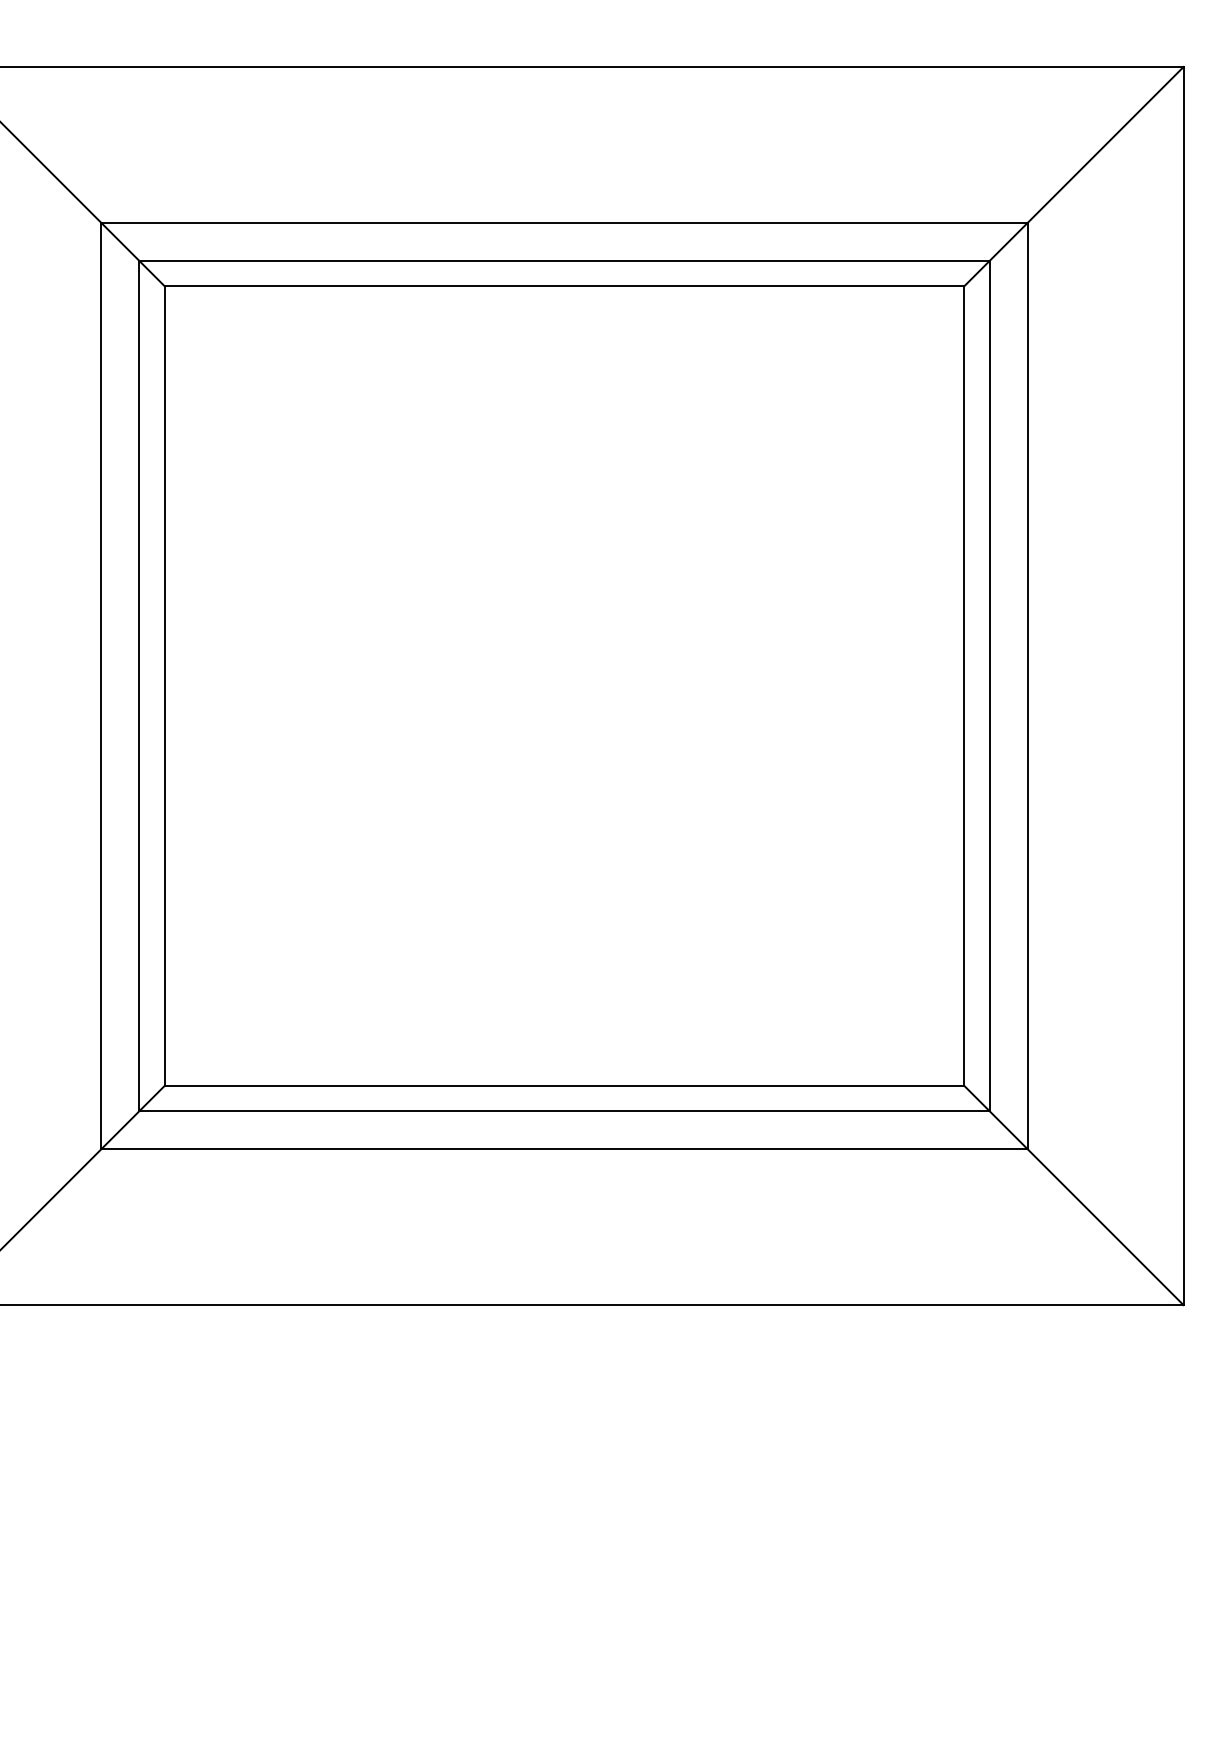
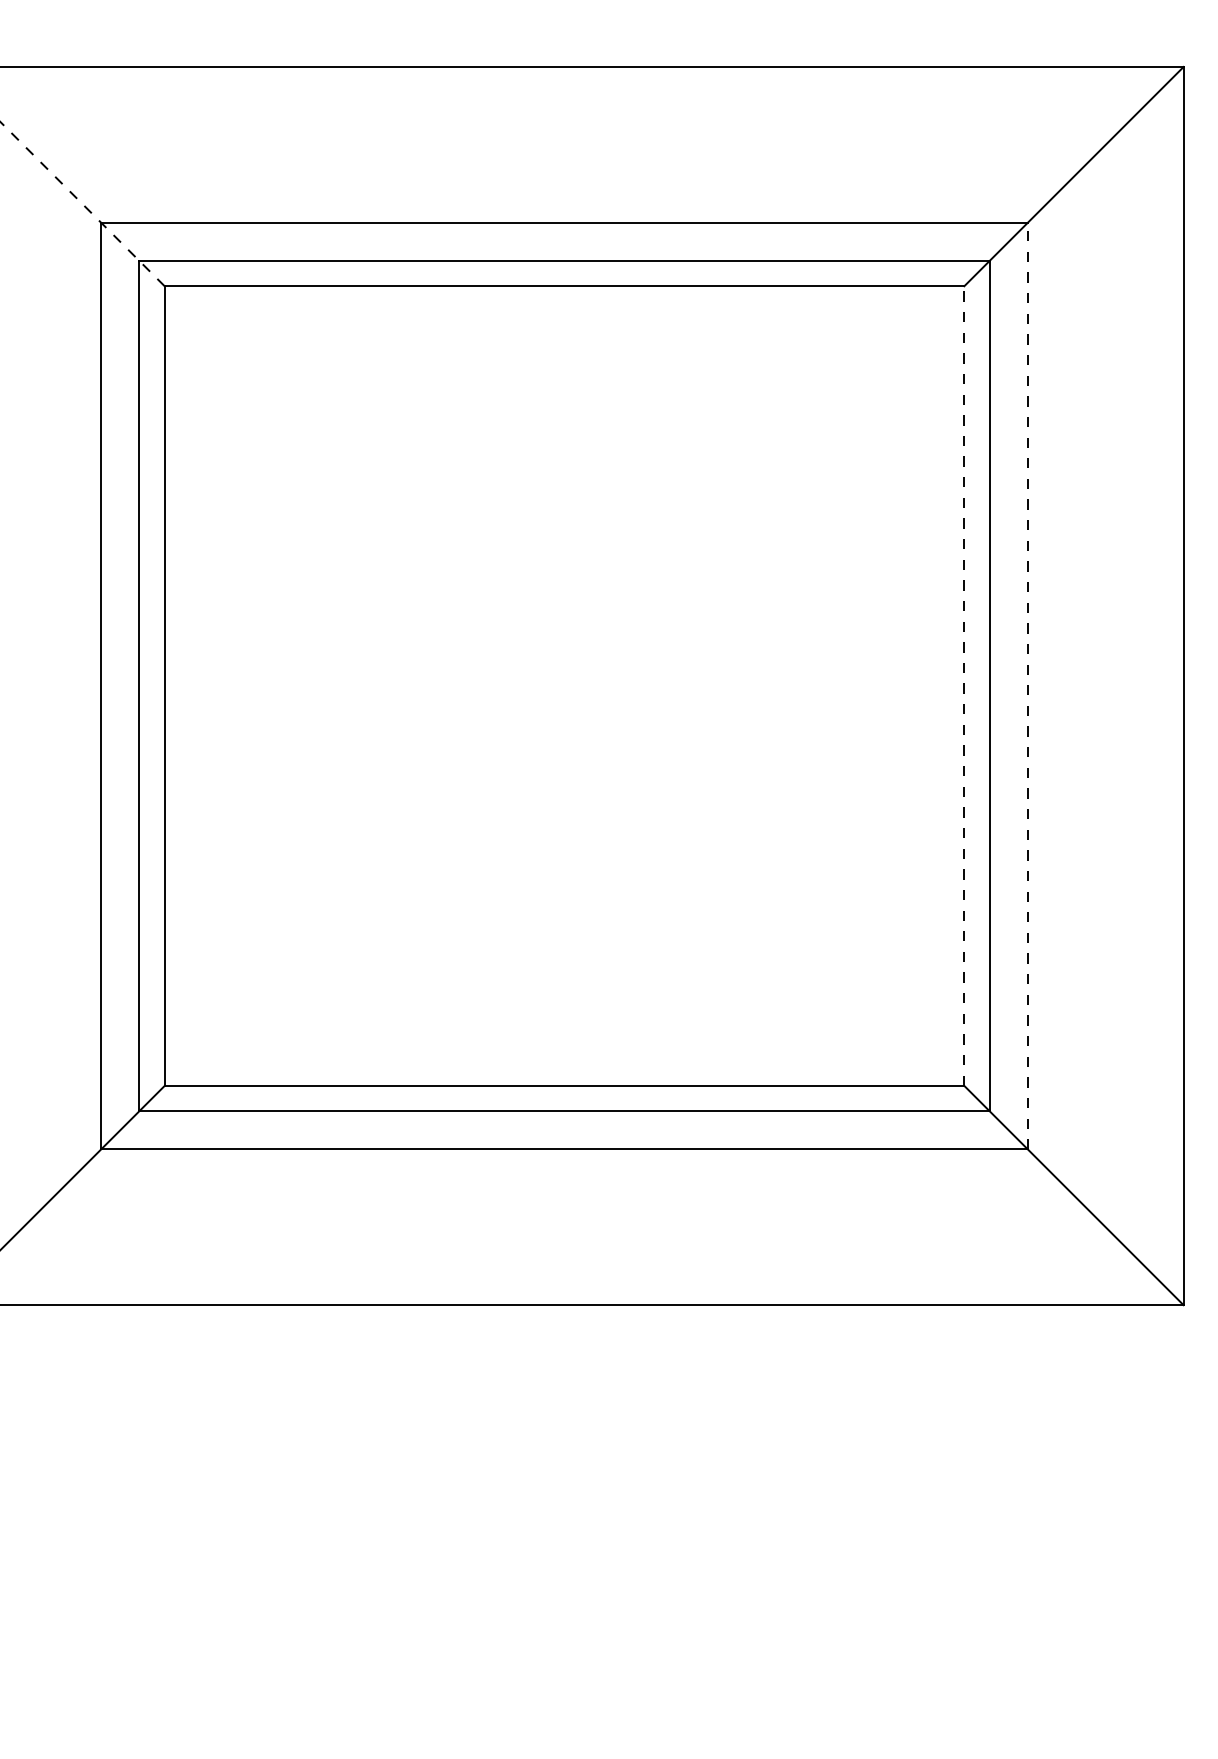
line: solid -> dashed (82, 203)
line: solid -> dashed (1027, 685)
line: solid -> dashed (964, 686)
